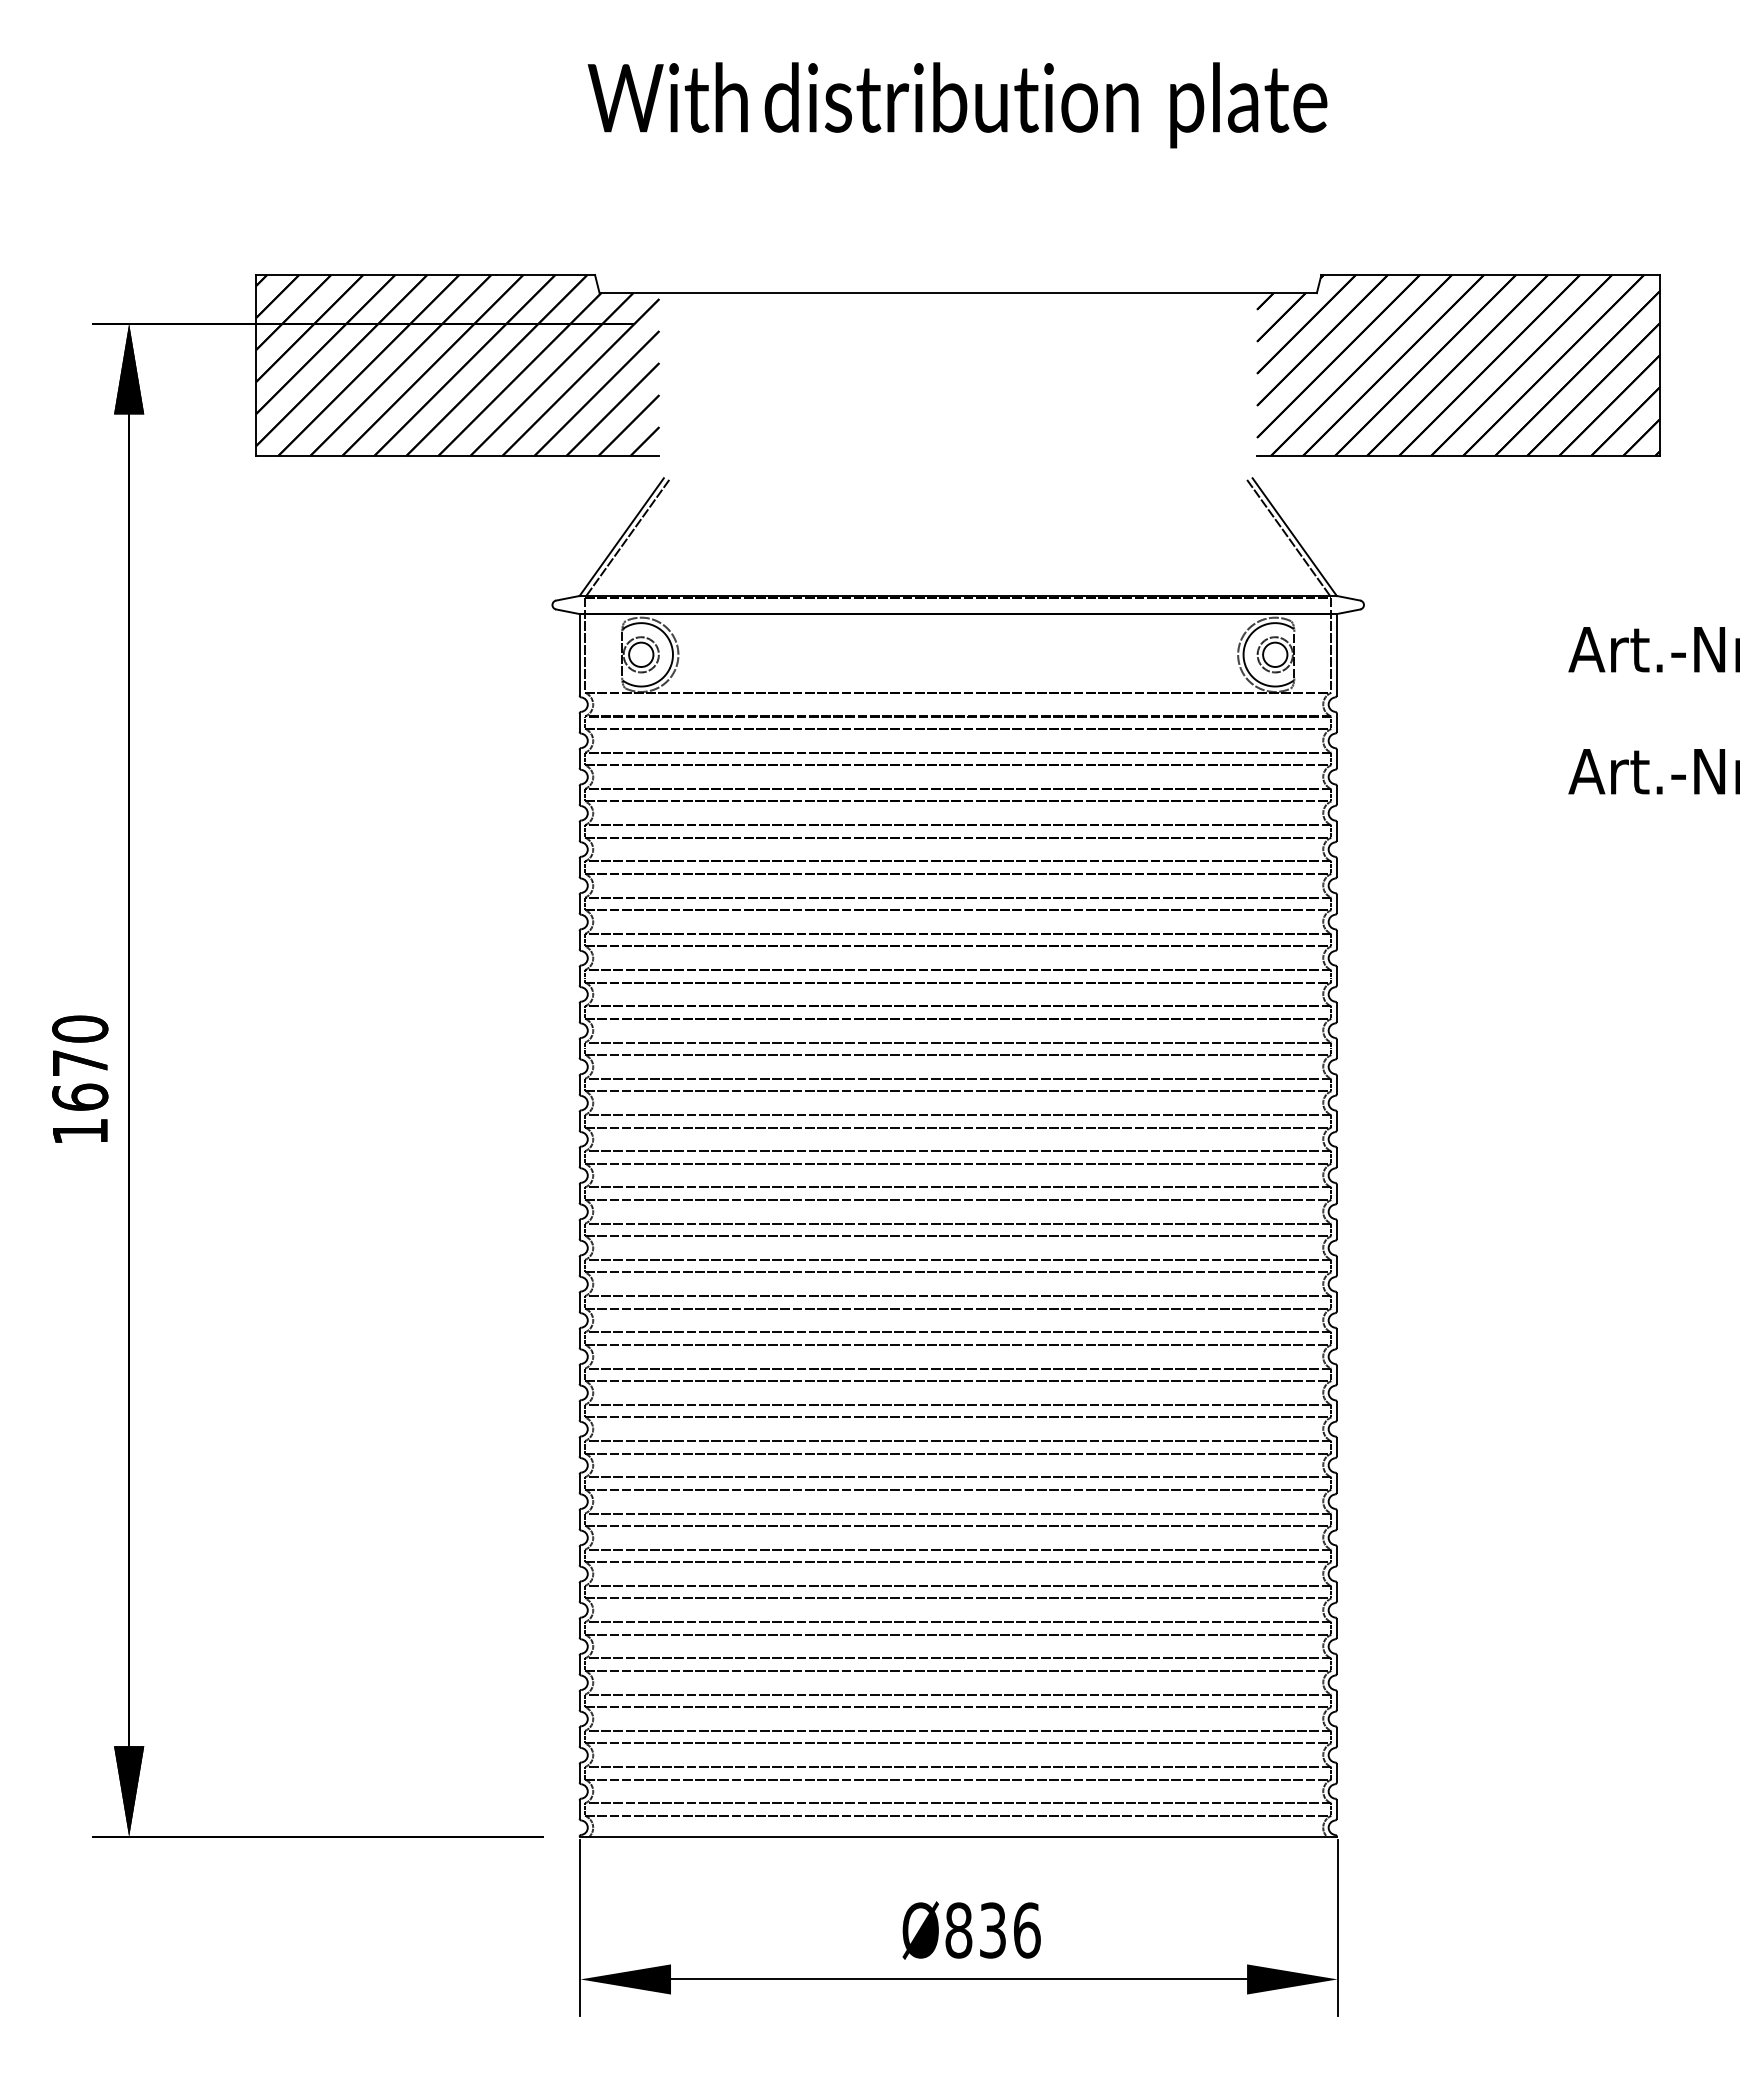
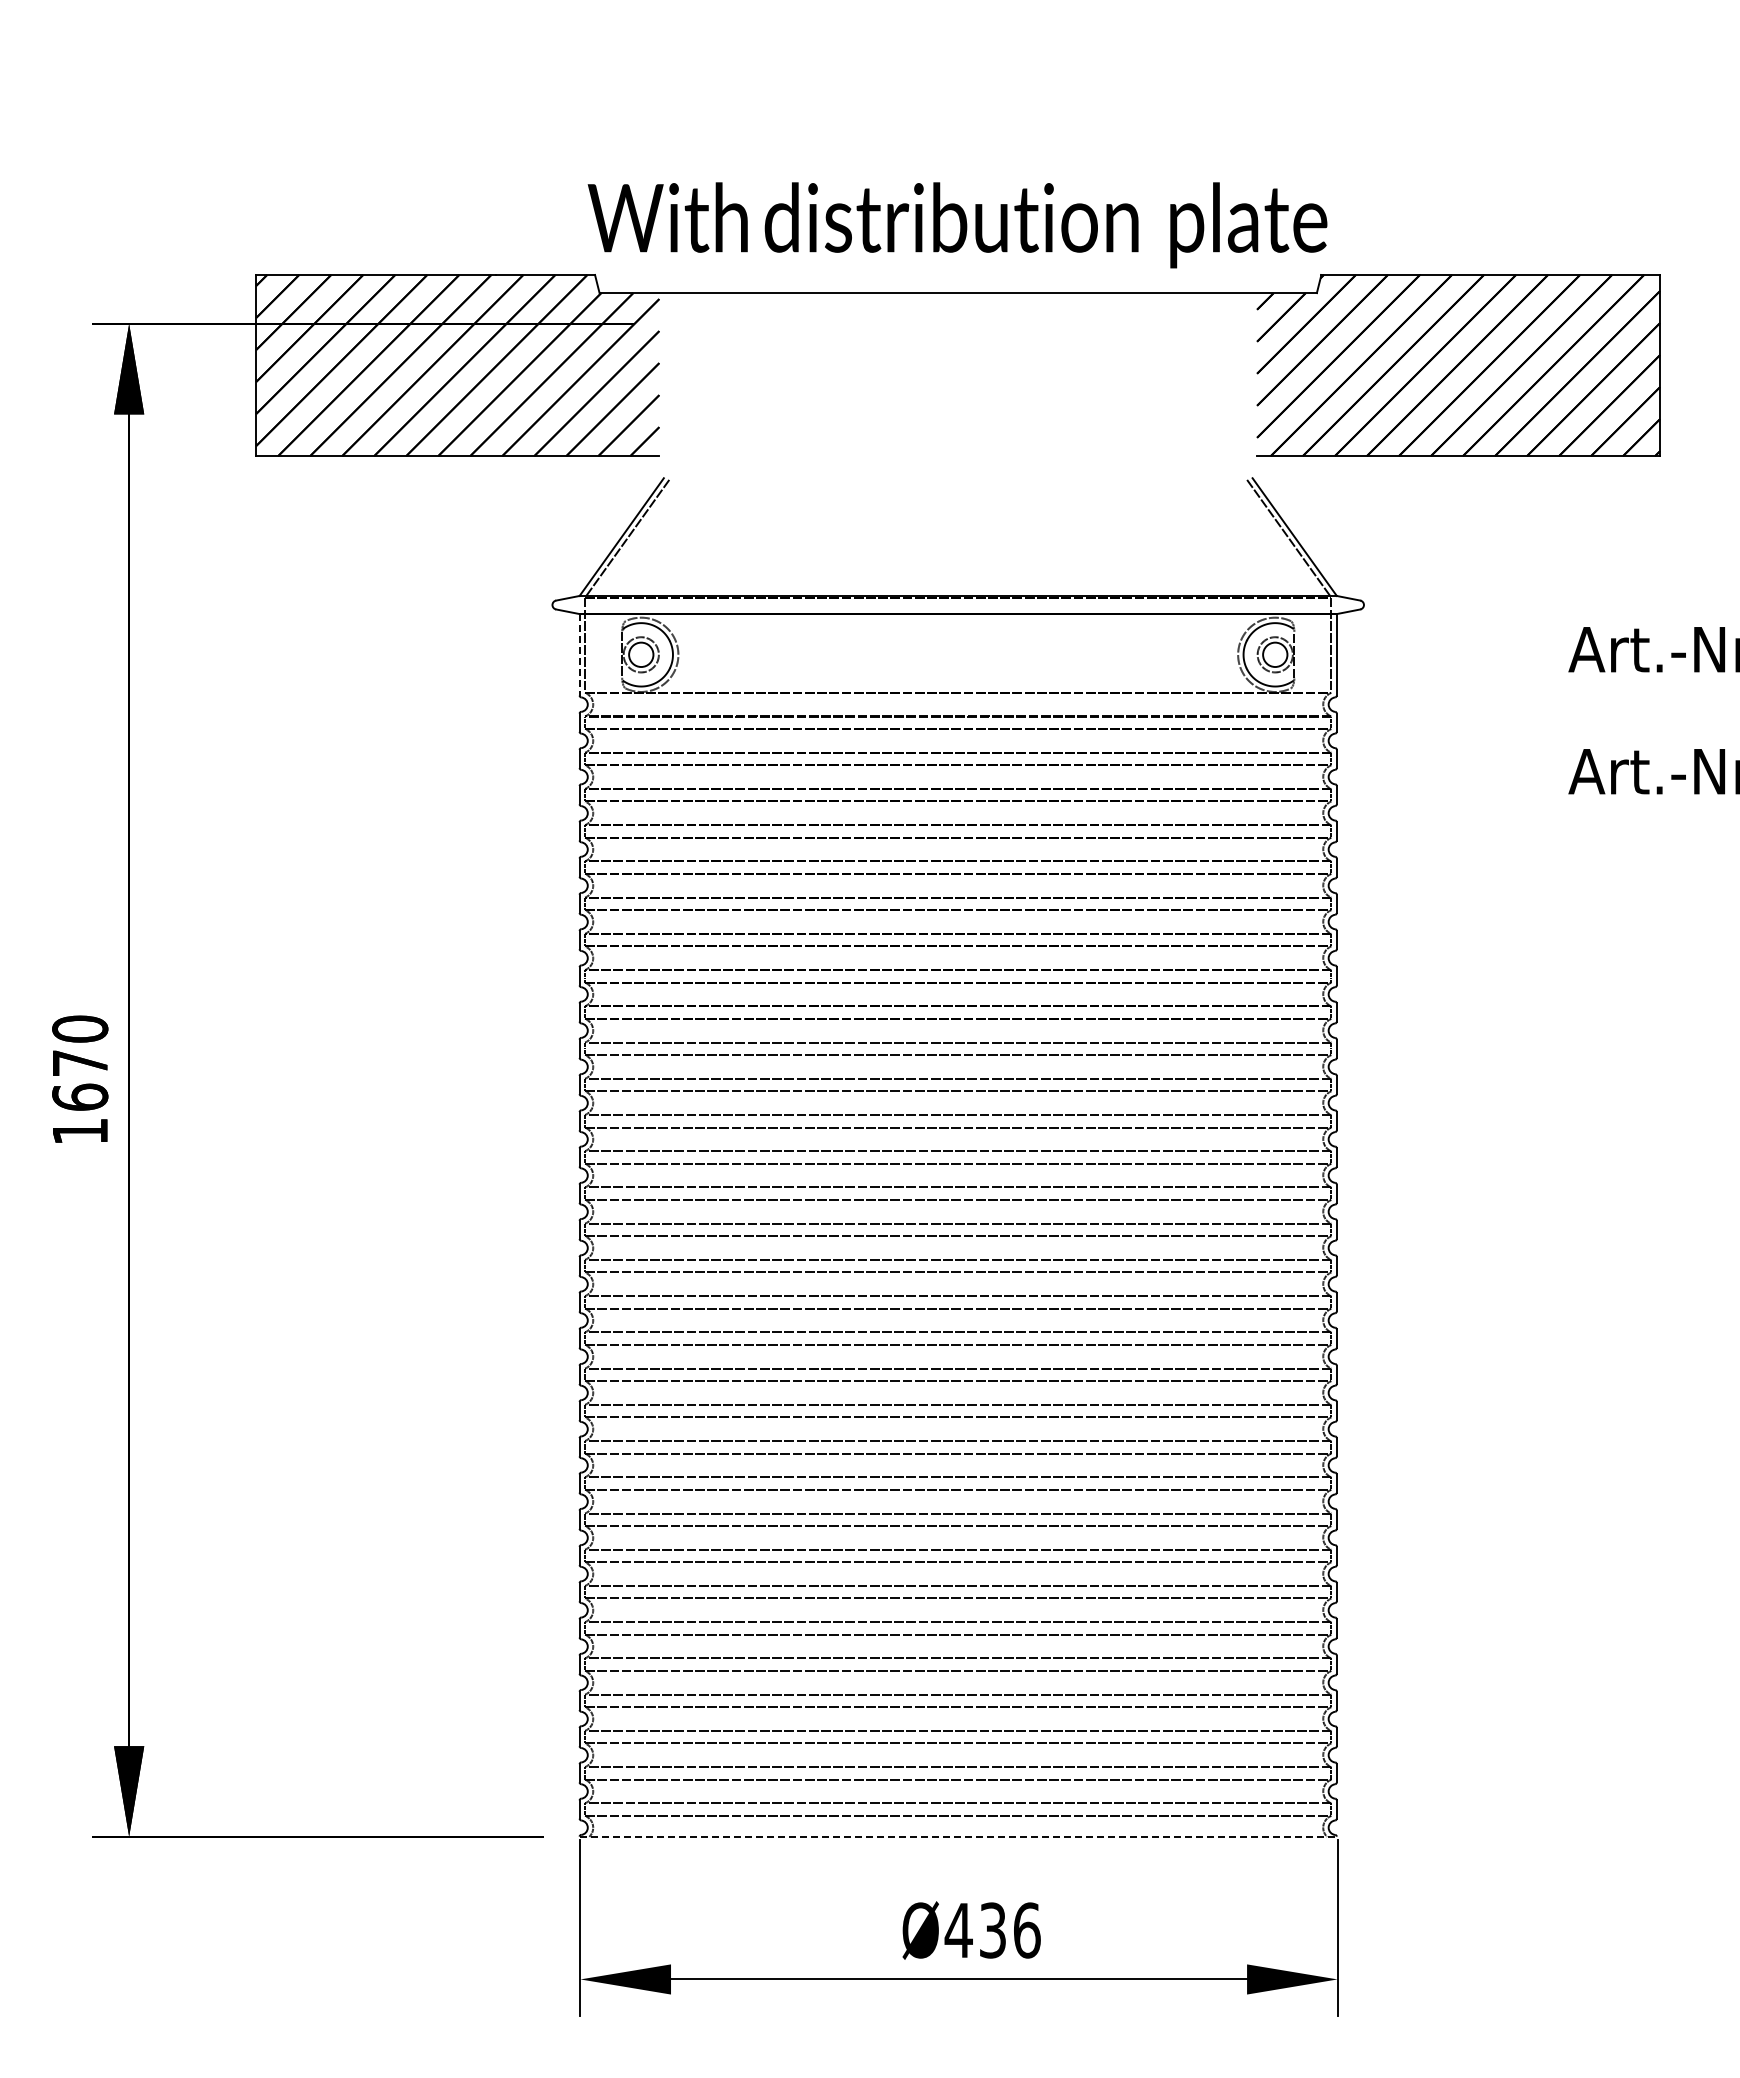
text position: (957, 105) -> (957, 225) (957, 225)
line: solid -> dashed (579, 654)
line: solid -> dashed (958, 1836)
text: Ø836 -> Ø436 (958, 1930)
